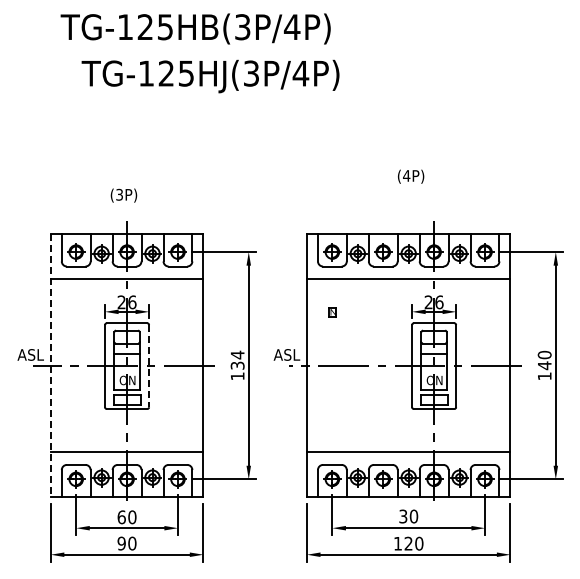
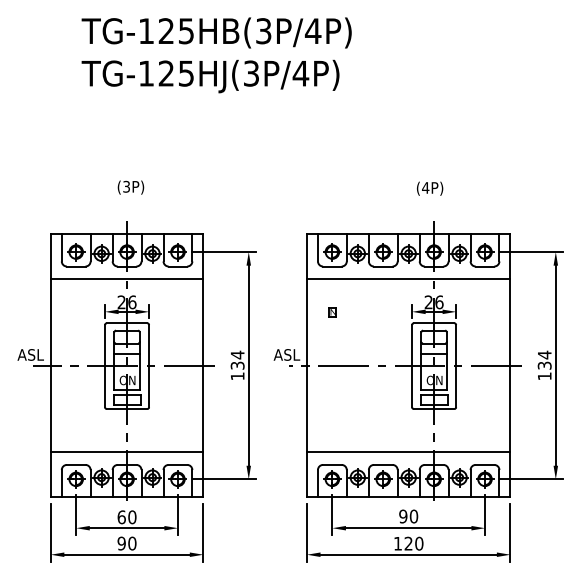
text position: (195, 28) -> (216, 32) (216, 32)
text position: (411, 176) -> (430, 188) (430, 188)
text position: (123, 195) -> (130, 187) (130, 187)
text: 140 -> 134 (544, 360)
line: dashed -> solid (50, 366)
line: dashed -> solid (149, 366)
text: 30 -> 90 (403, 516)
